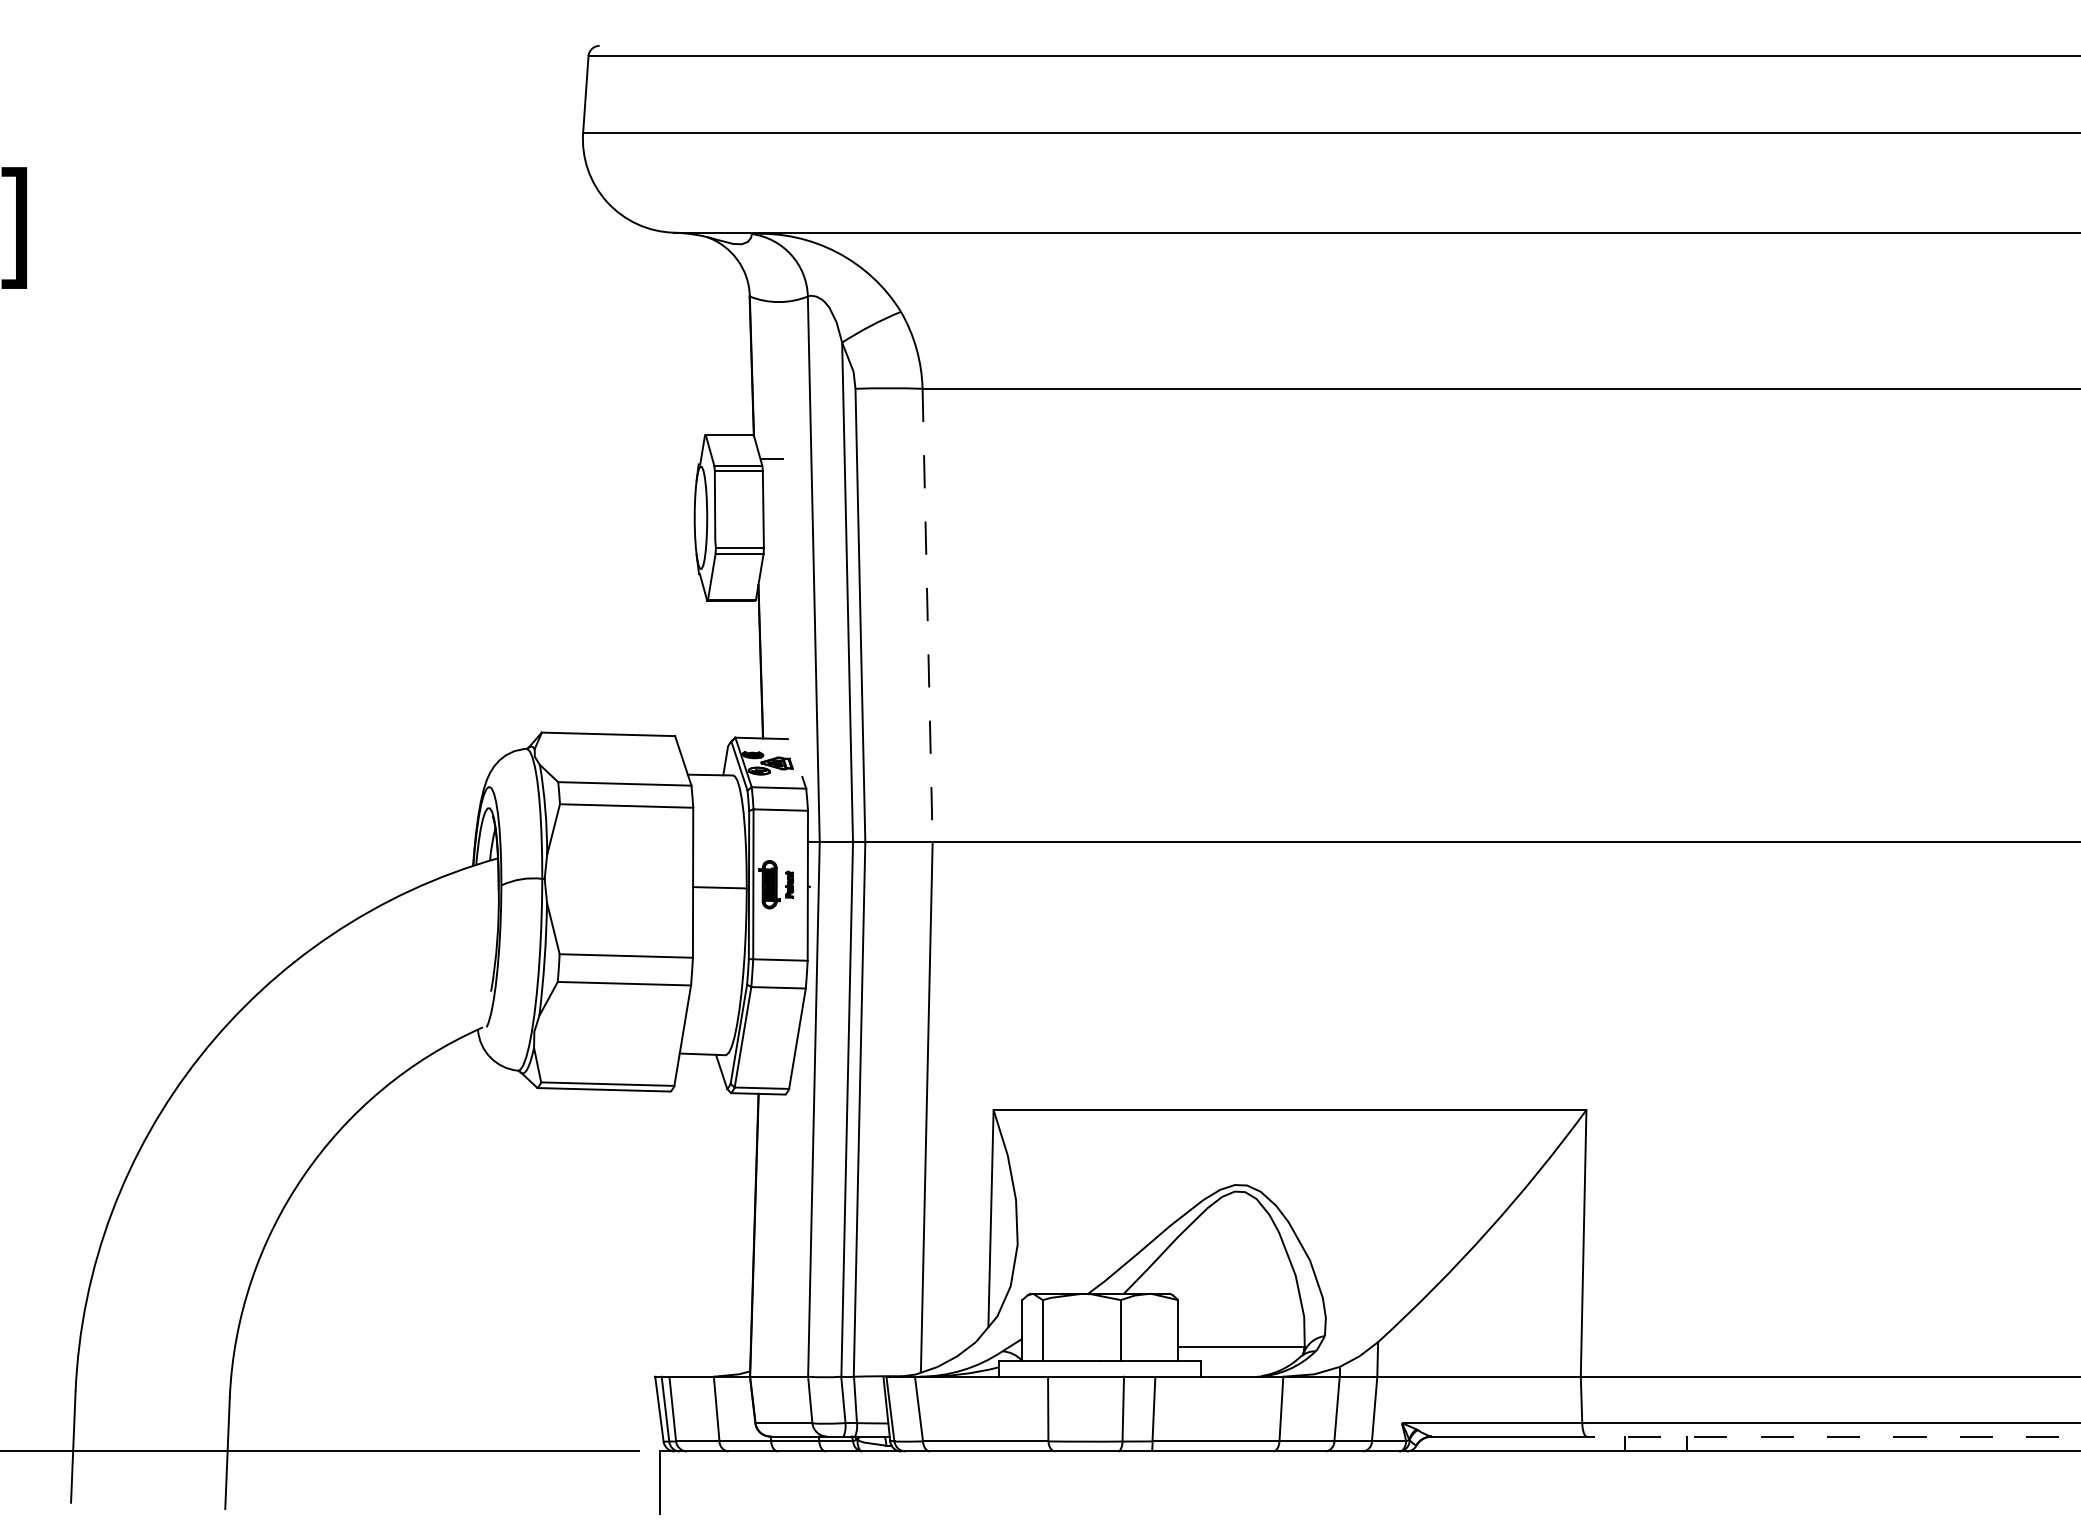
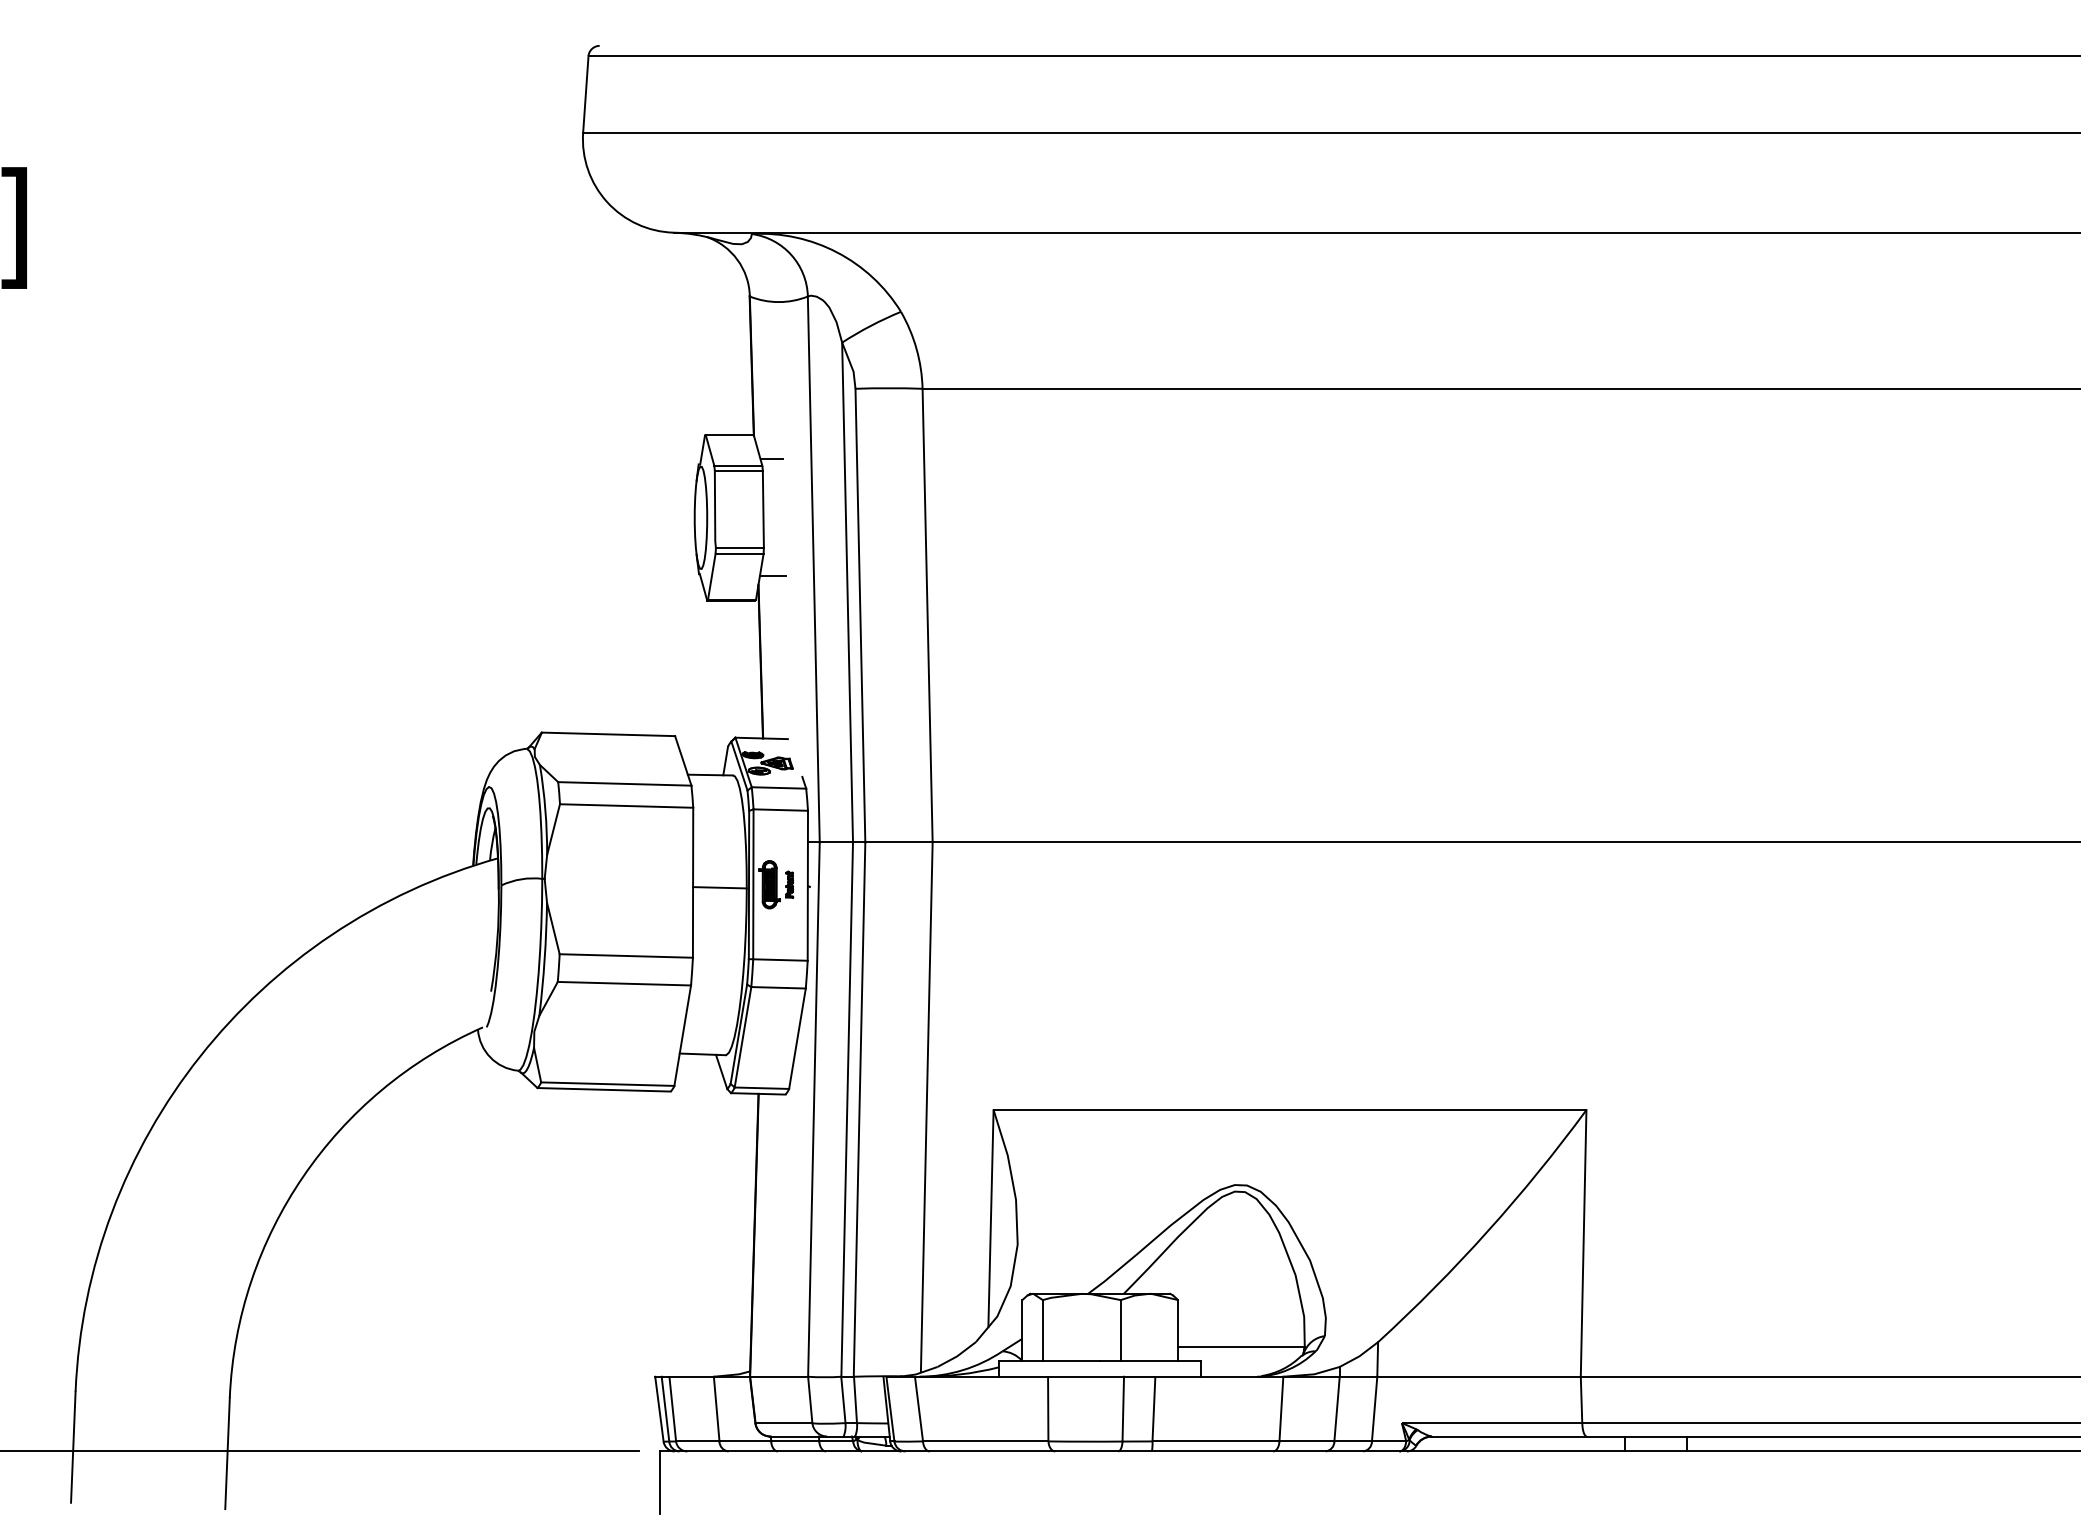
line: none -> present (772, 576)
line: dashed -> solid (927, 614)
line: dashed -> solid (1833, 1436)
